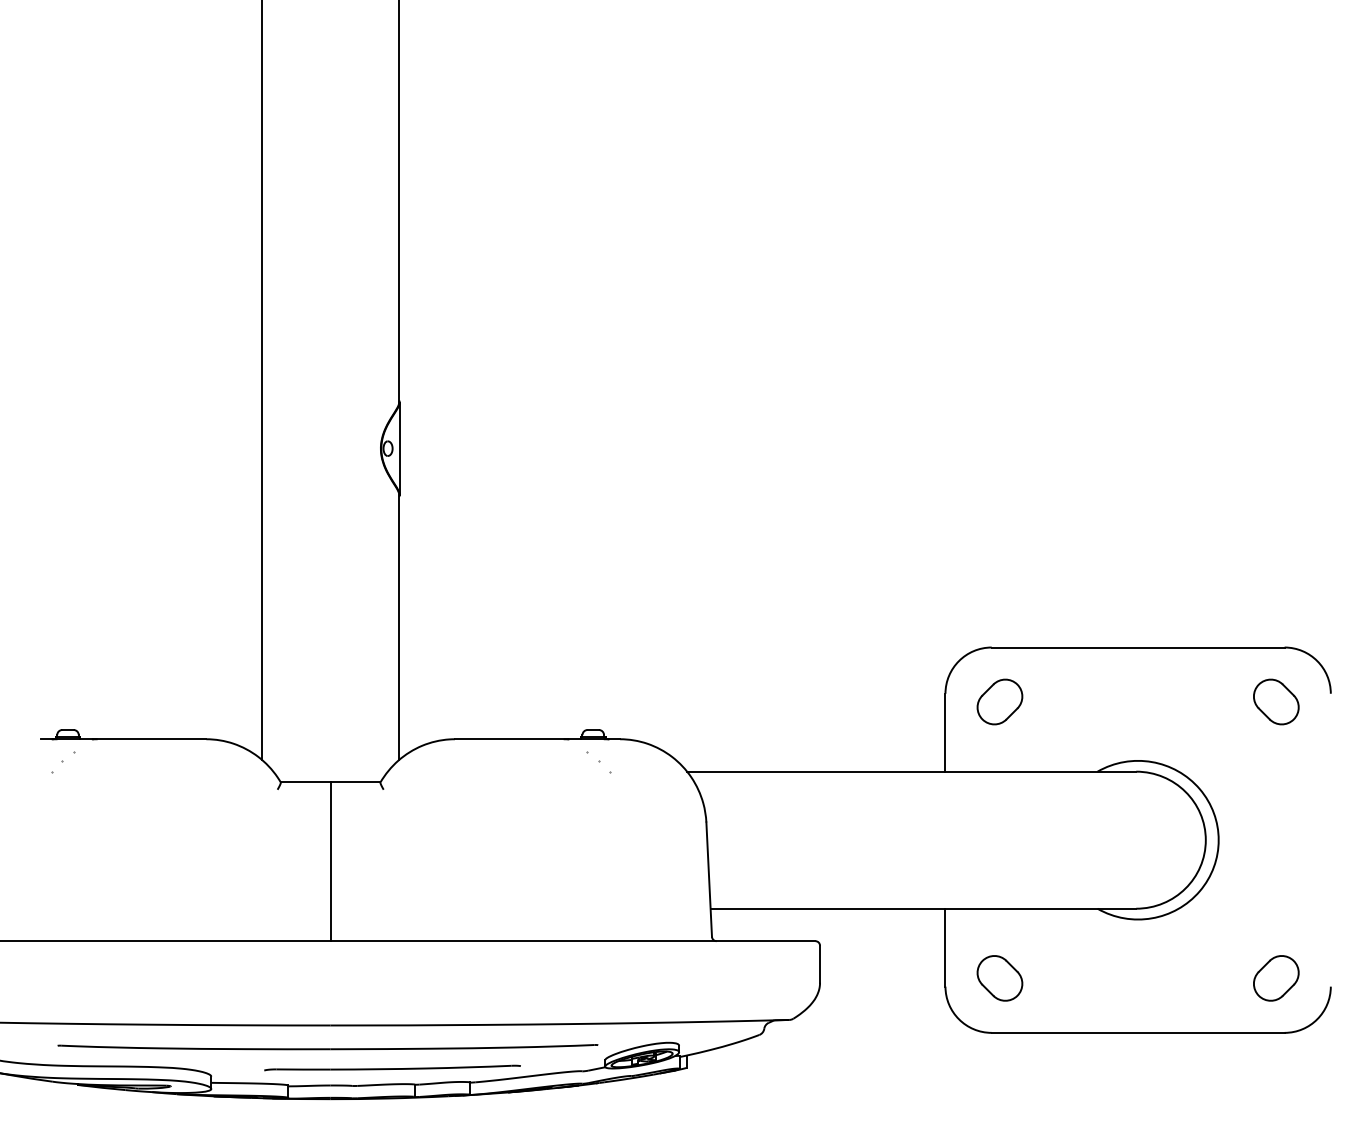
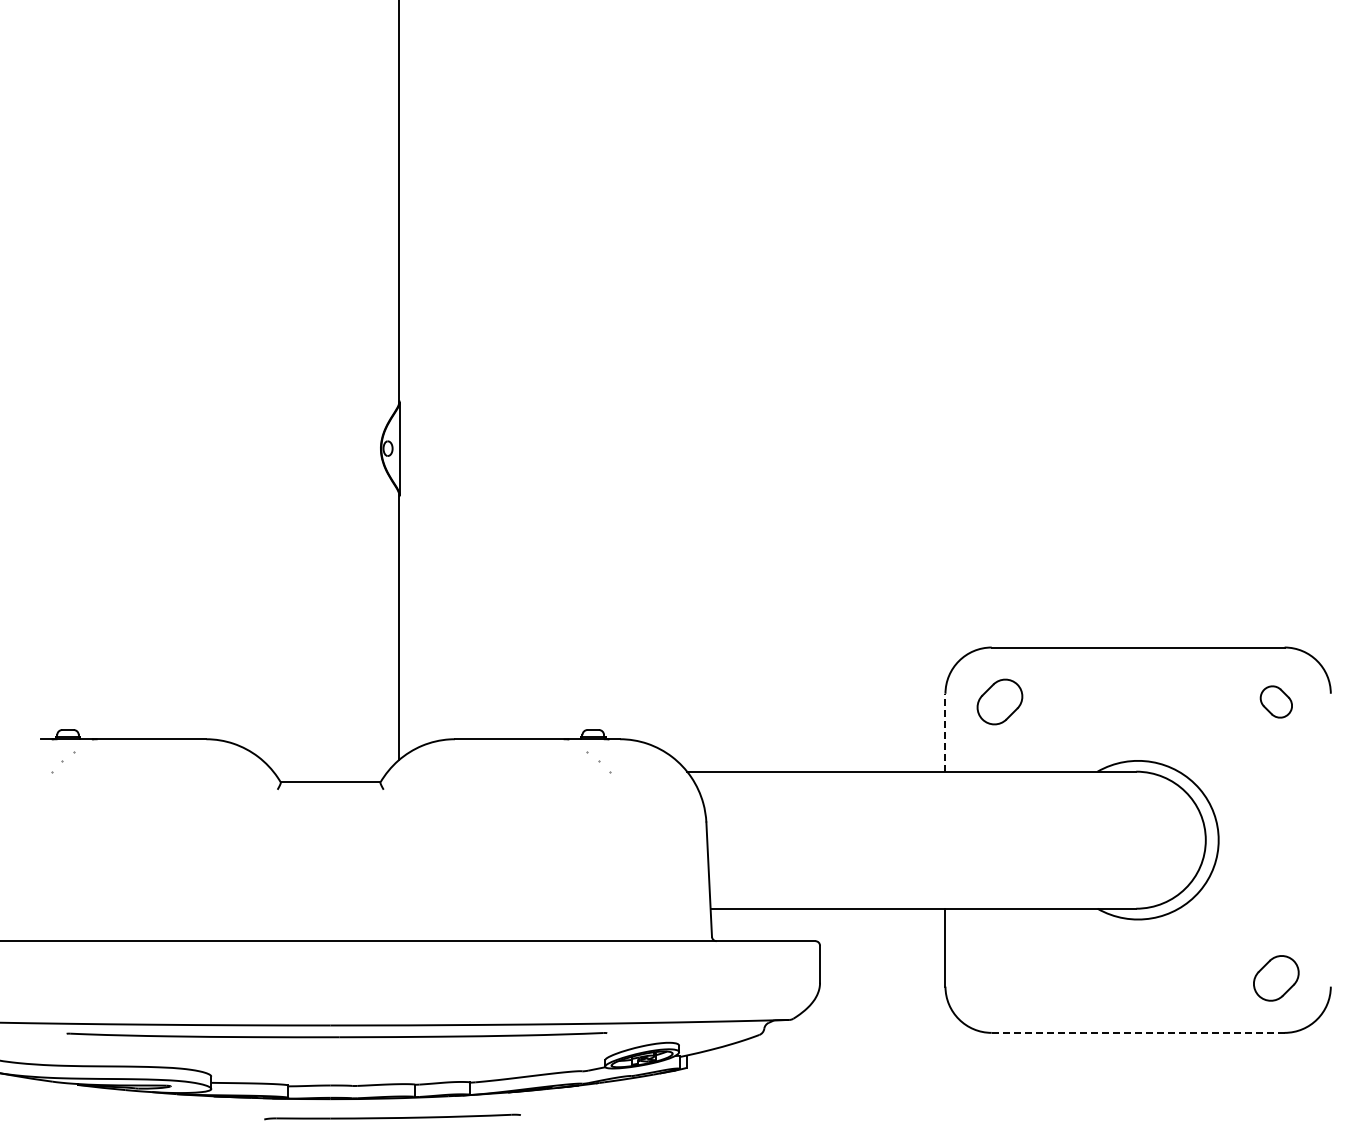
line: present -> none (262, 380)
part size: 47x48 px -> 34x34 px (1275, 701)
line: solid -> dashed (945, 732)
line: present -> none (330, 861)
part: present -> none (999, 978)
line: solid -> dashed (1137, 1032)
part position: (327, 1047) -> (336, 1035) (336, 1035)
part position: (392, 1067) -> (392, 1116) (392, 1116)
